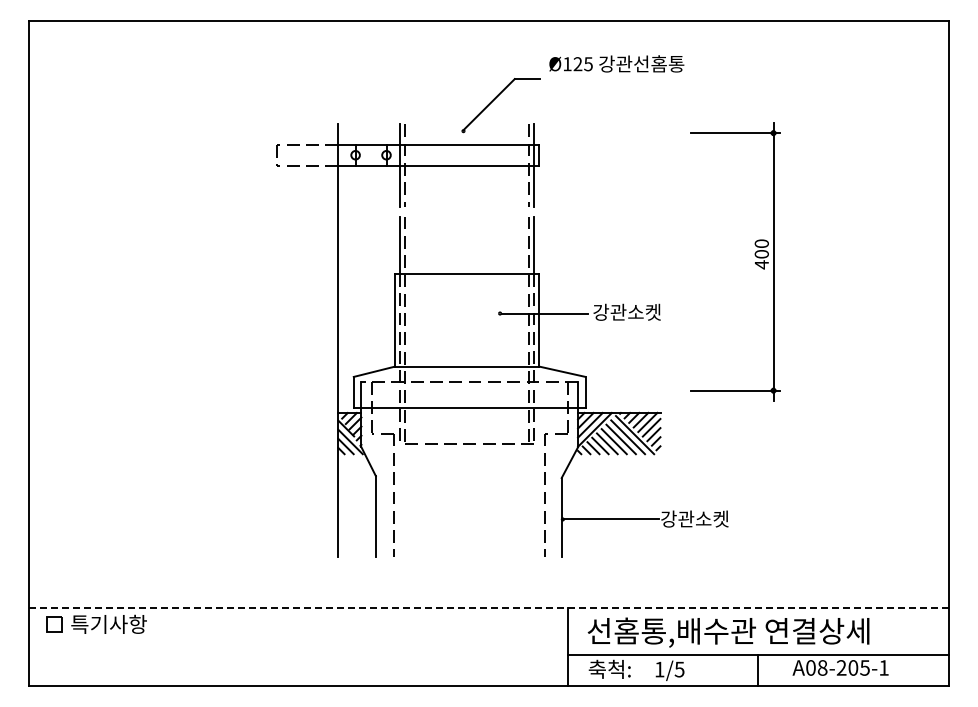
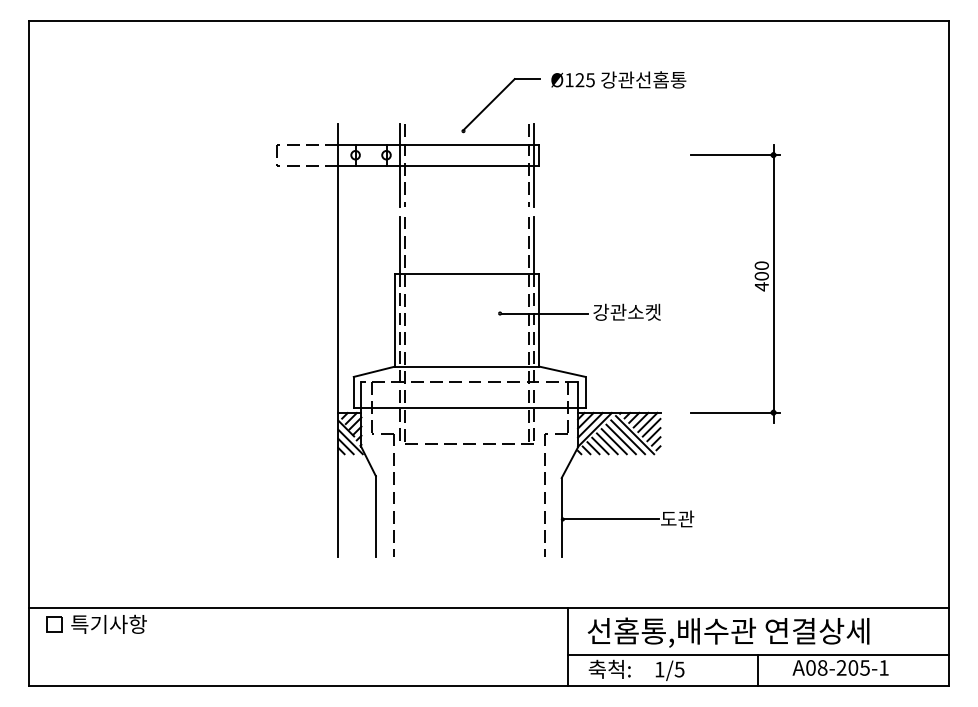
text position: (616, 63) -> (618, 79) (618, 79)
part position: (755, 262) -> (755, 284) (755, 284)
text: 강관소켓 -> 도관 (694, 518)
line: dashed -> solid (489, 608)
